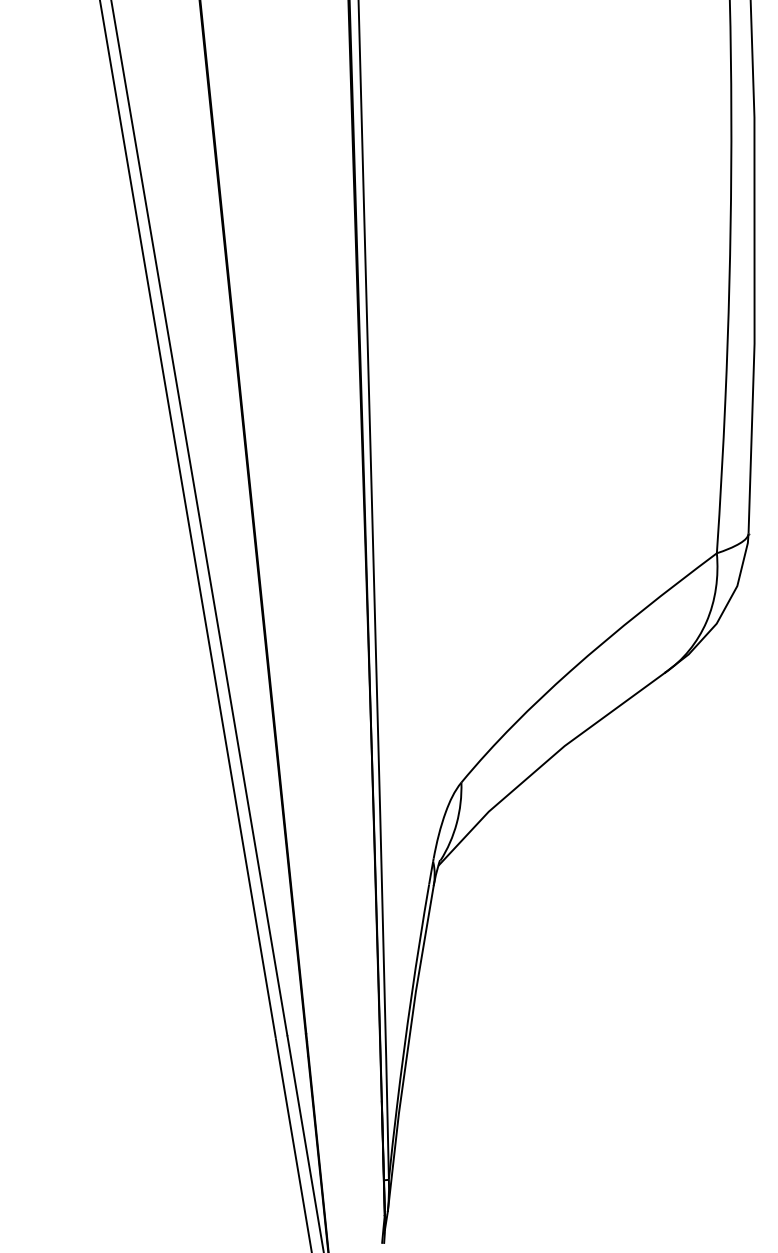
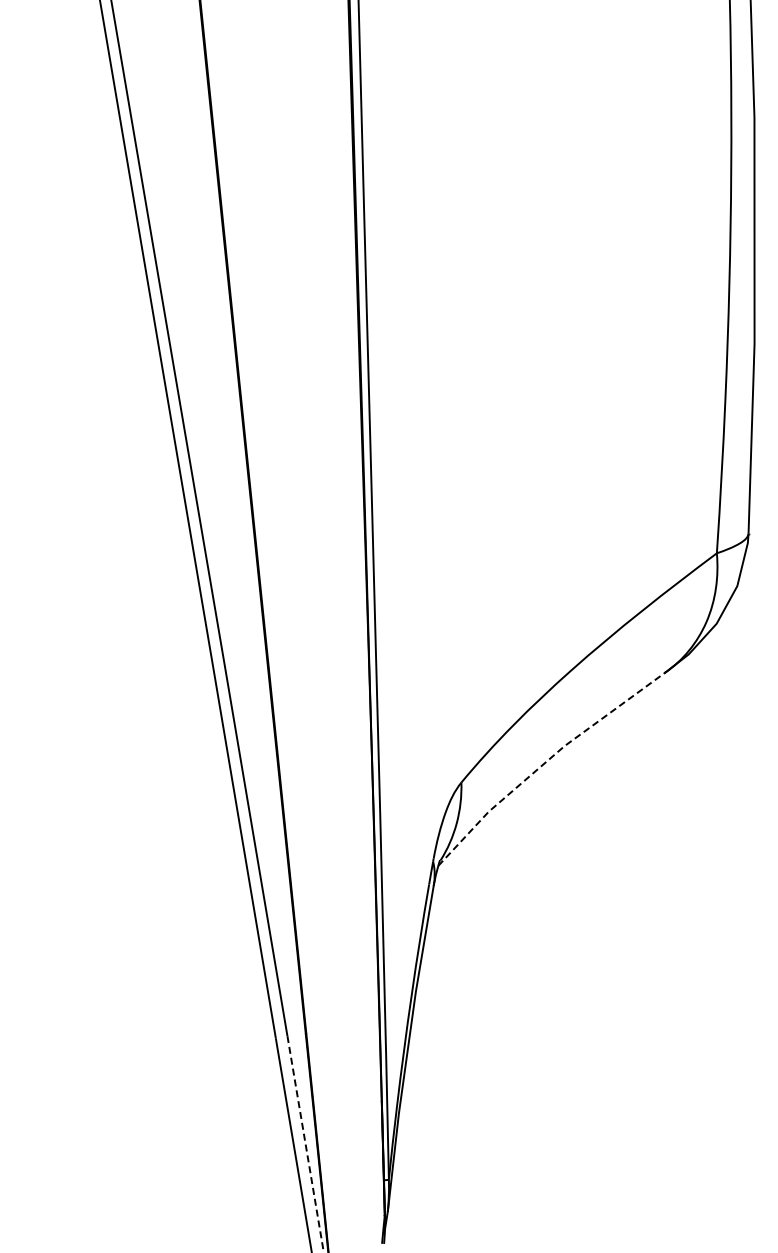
line: solid -> dashed (545, 762)
line: solid -> dashed (305, 1143)
